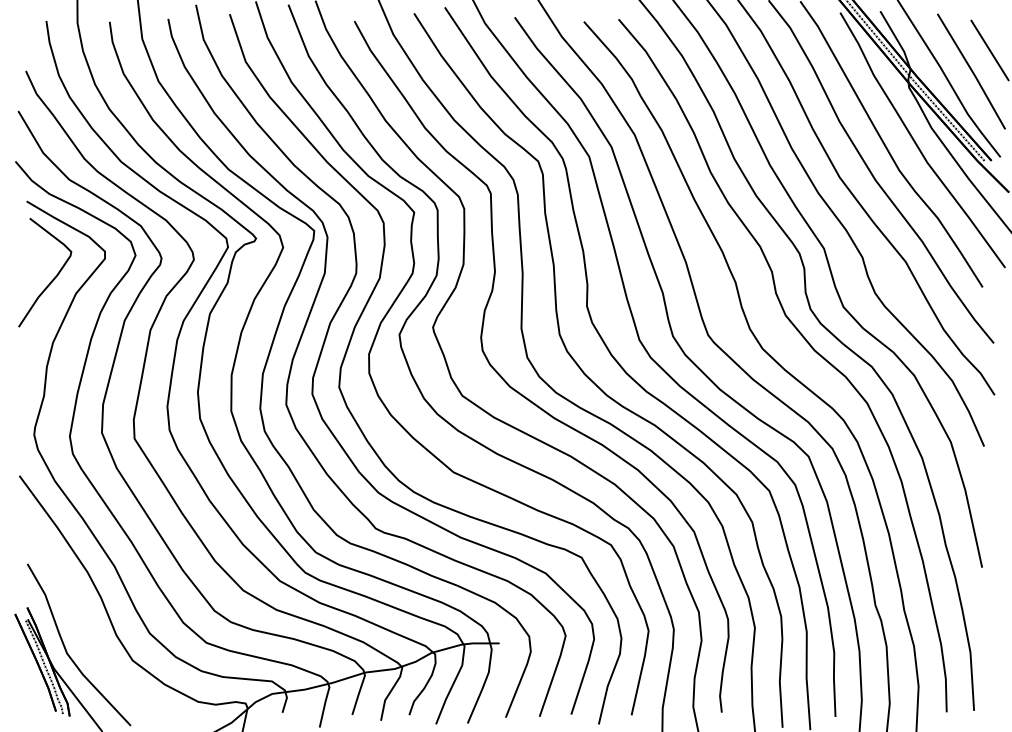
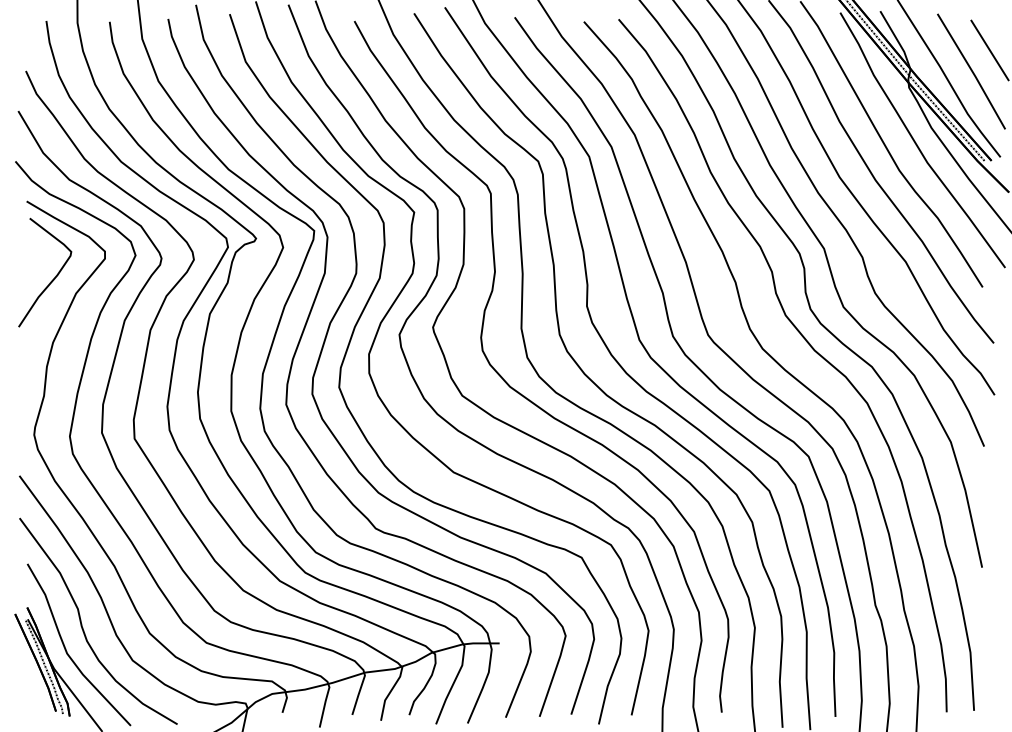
curve: none -> present (82, 624)
